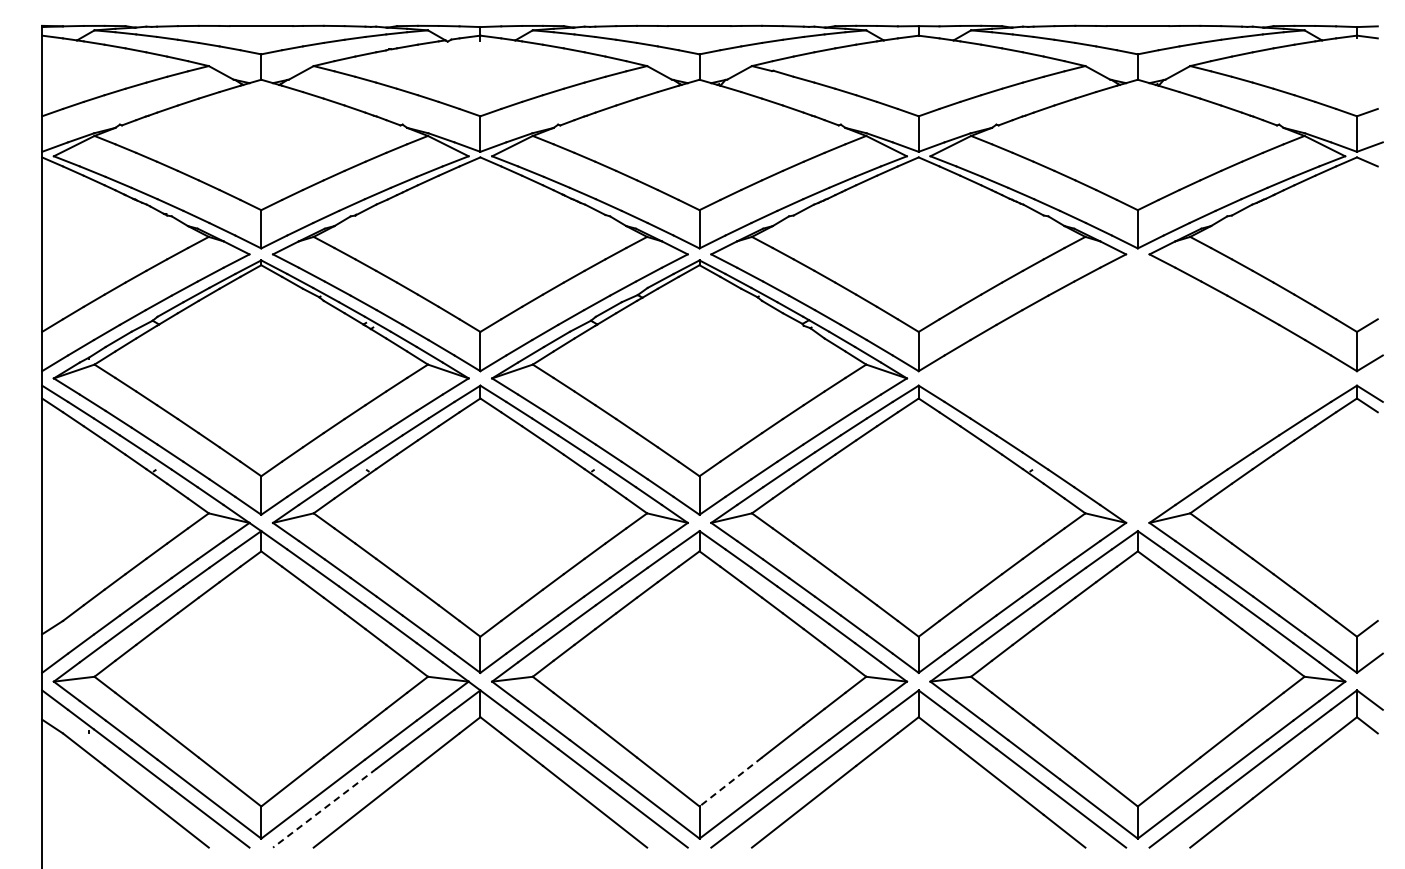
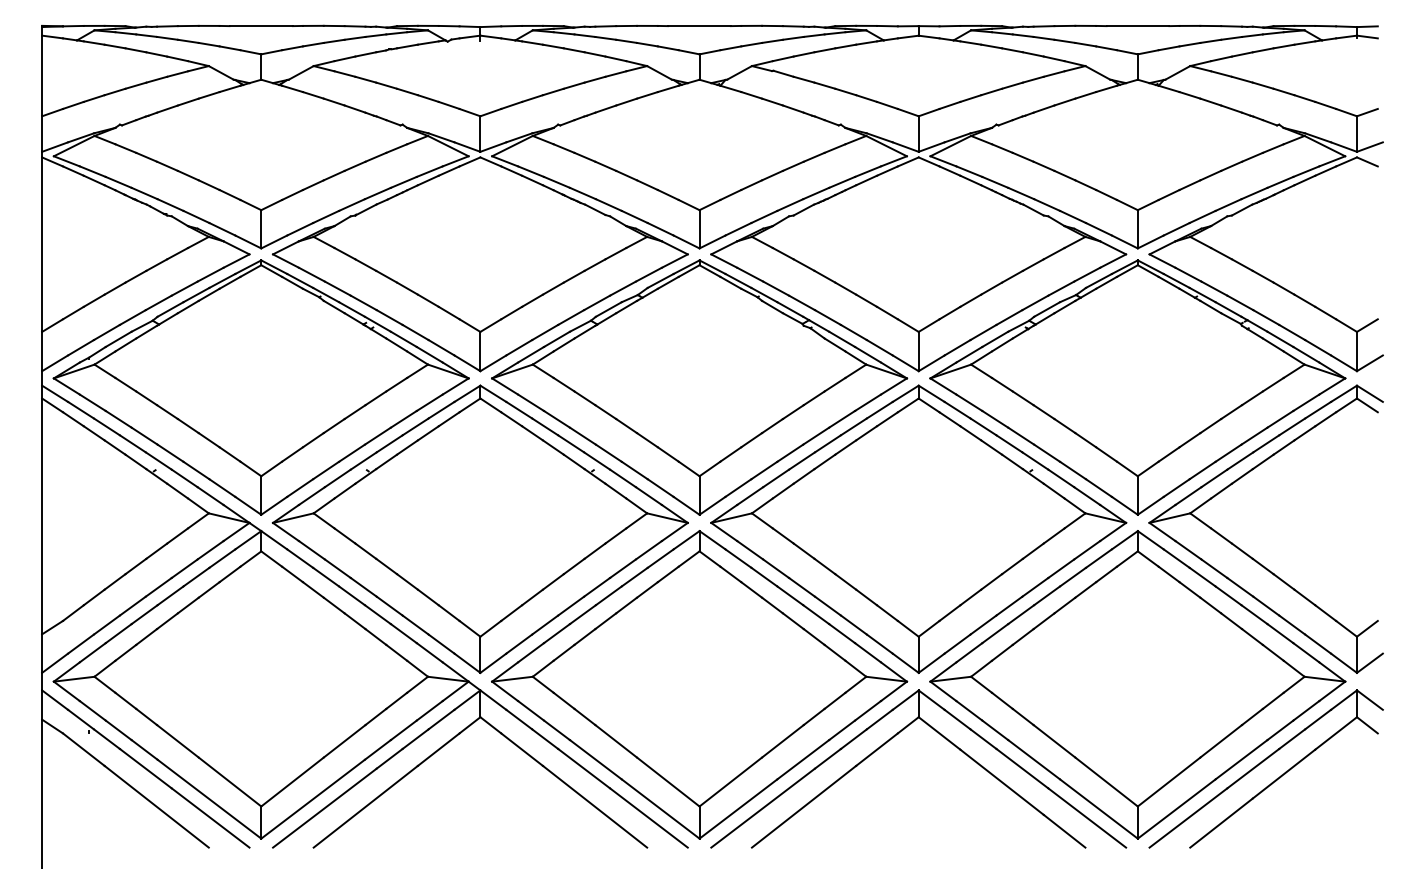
part: none -> present (1137, 387)
line: dashed -> solid (730, 782)
line: dashed -> solid (324, 808)
